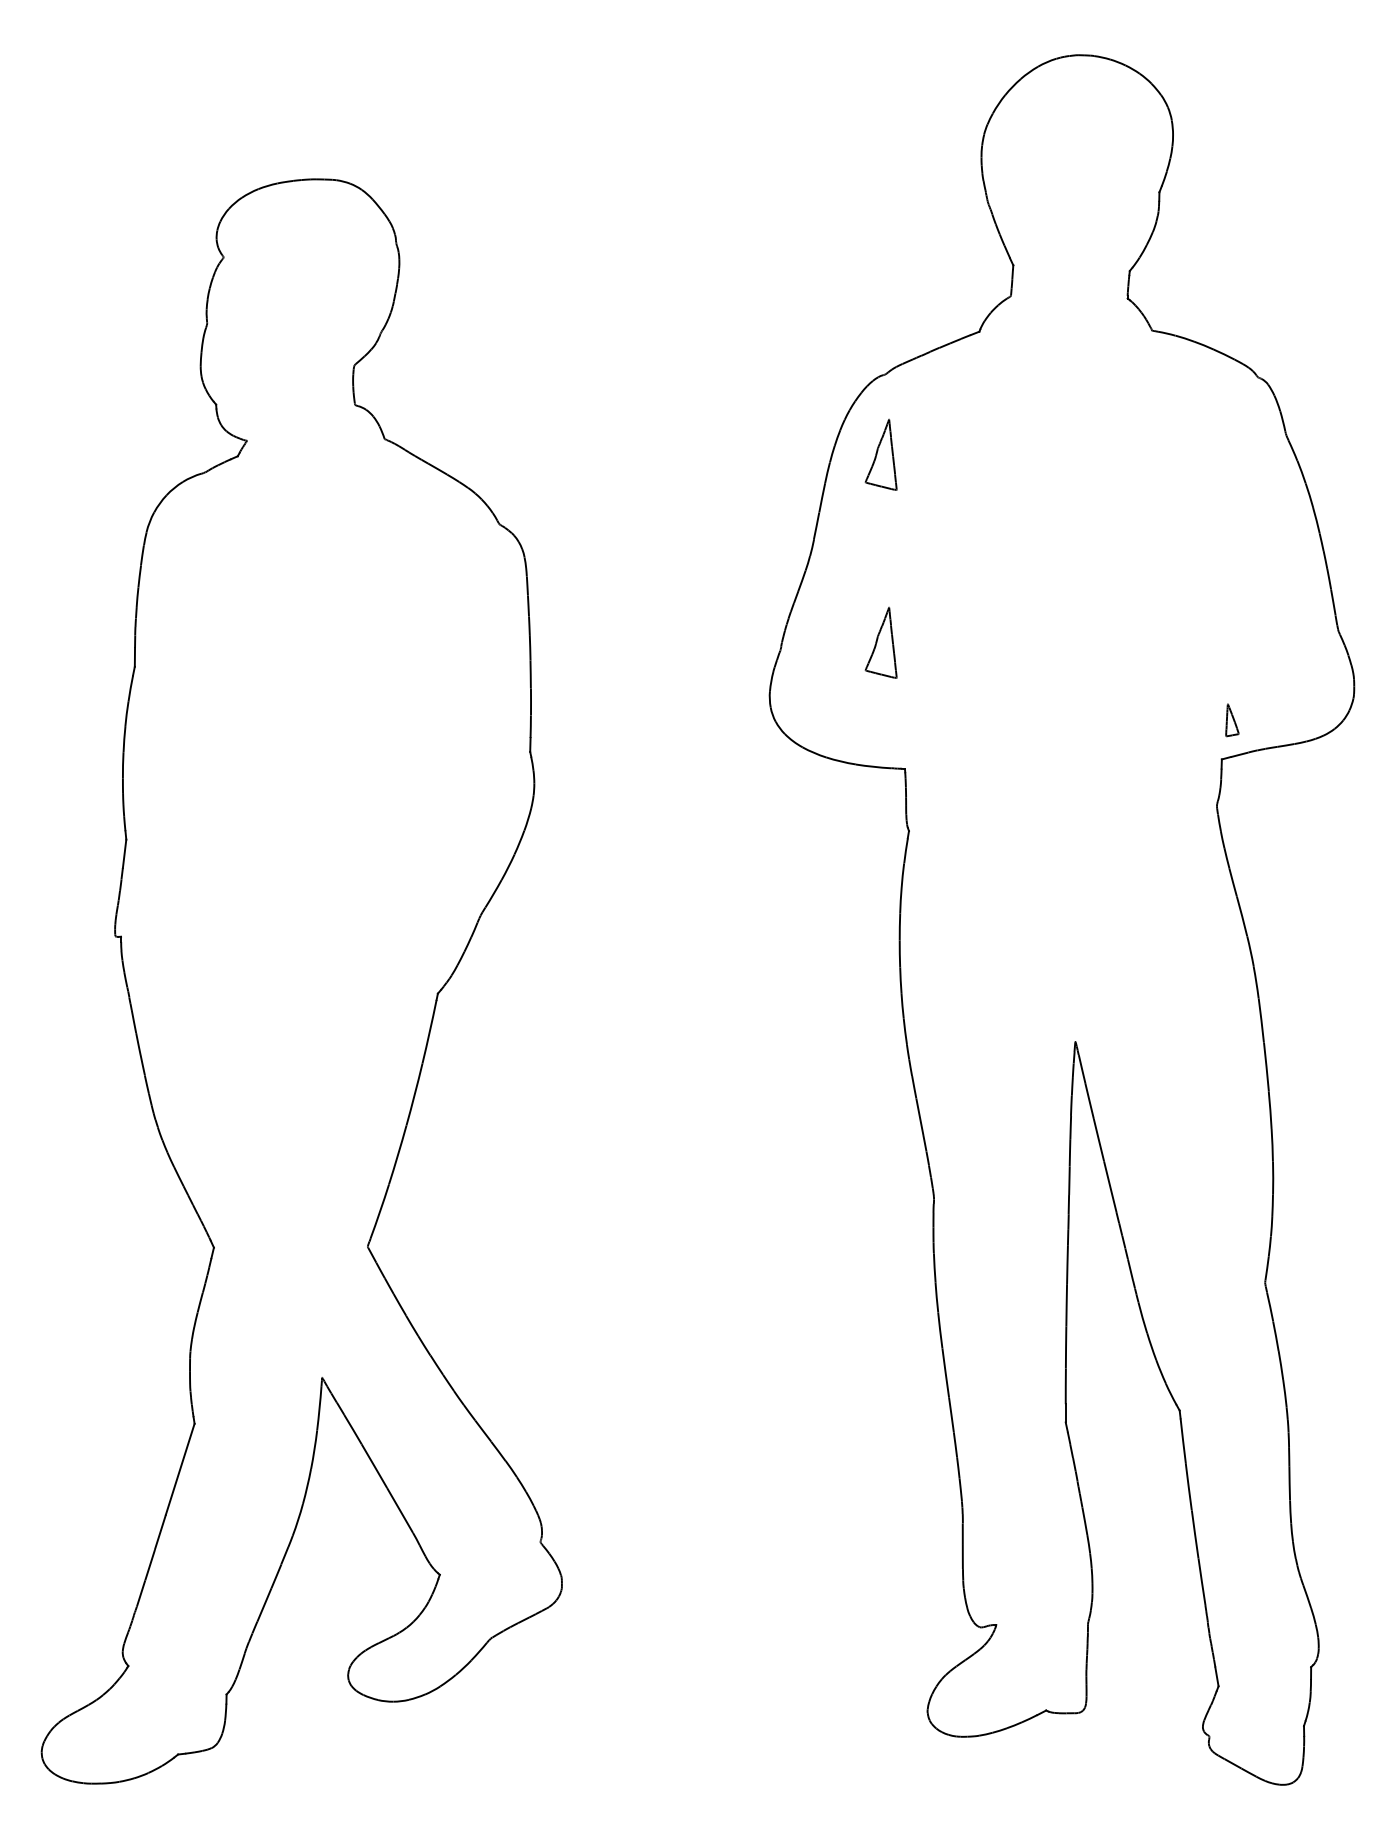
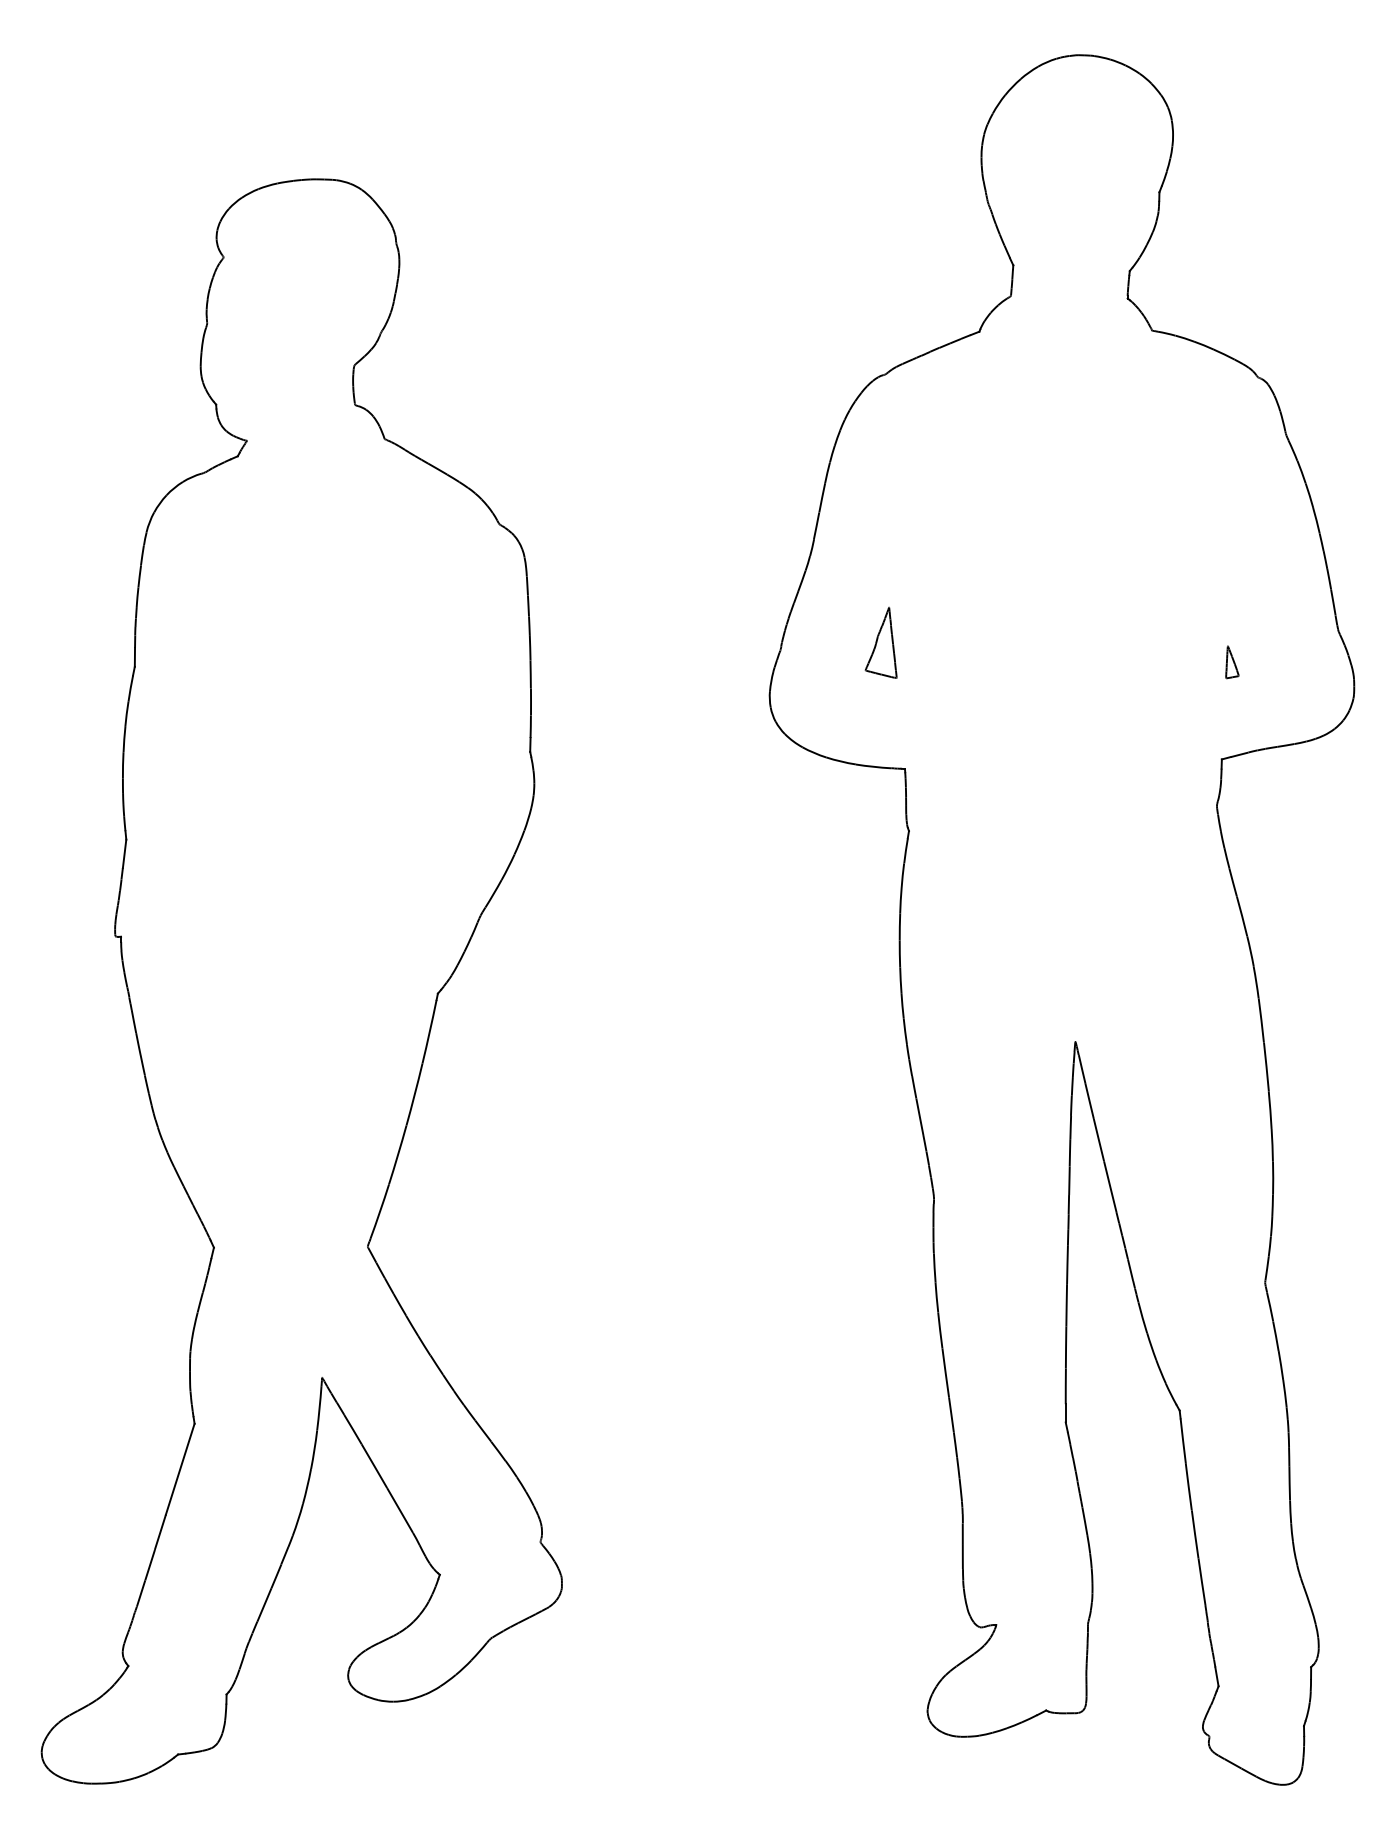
part: present -> none (880, 454)
part position: (1232, 720) -> (1232, 662) (1232, 662)
